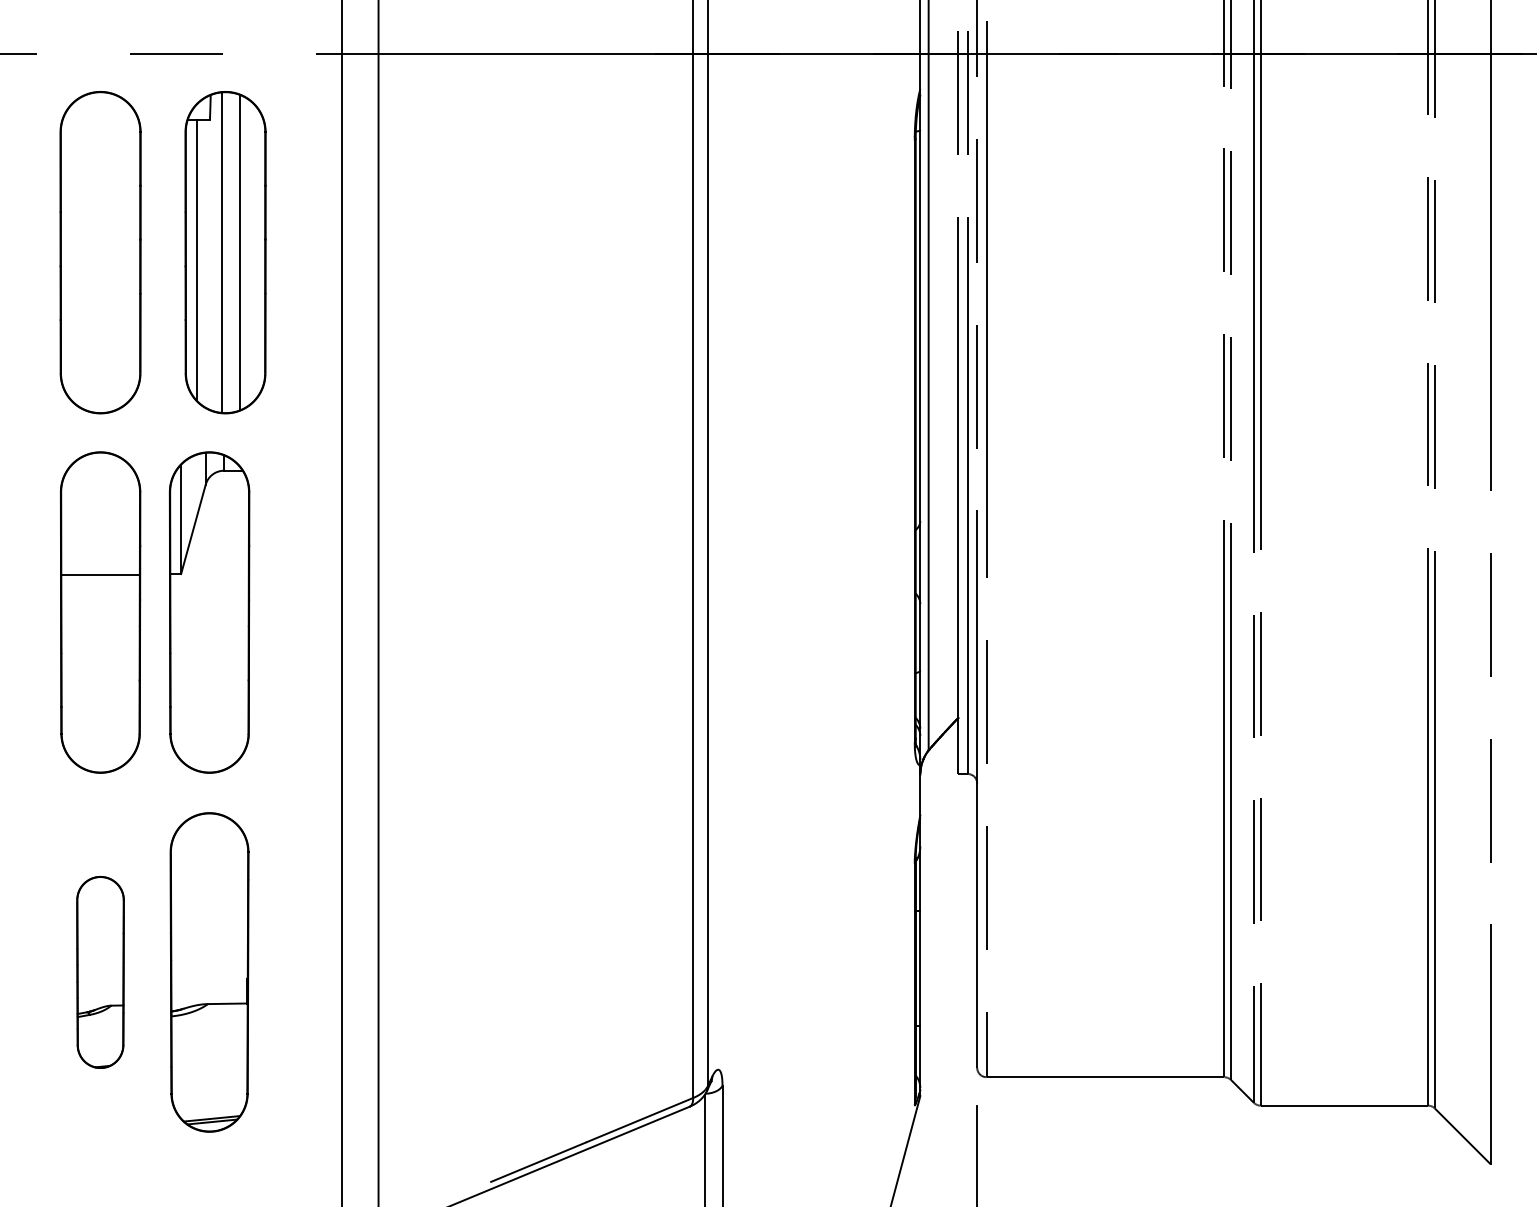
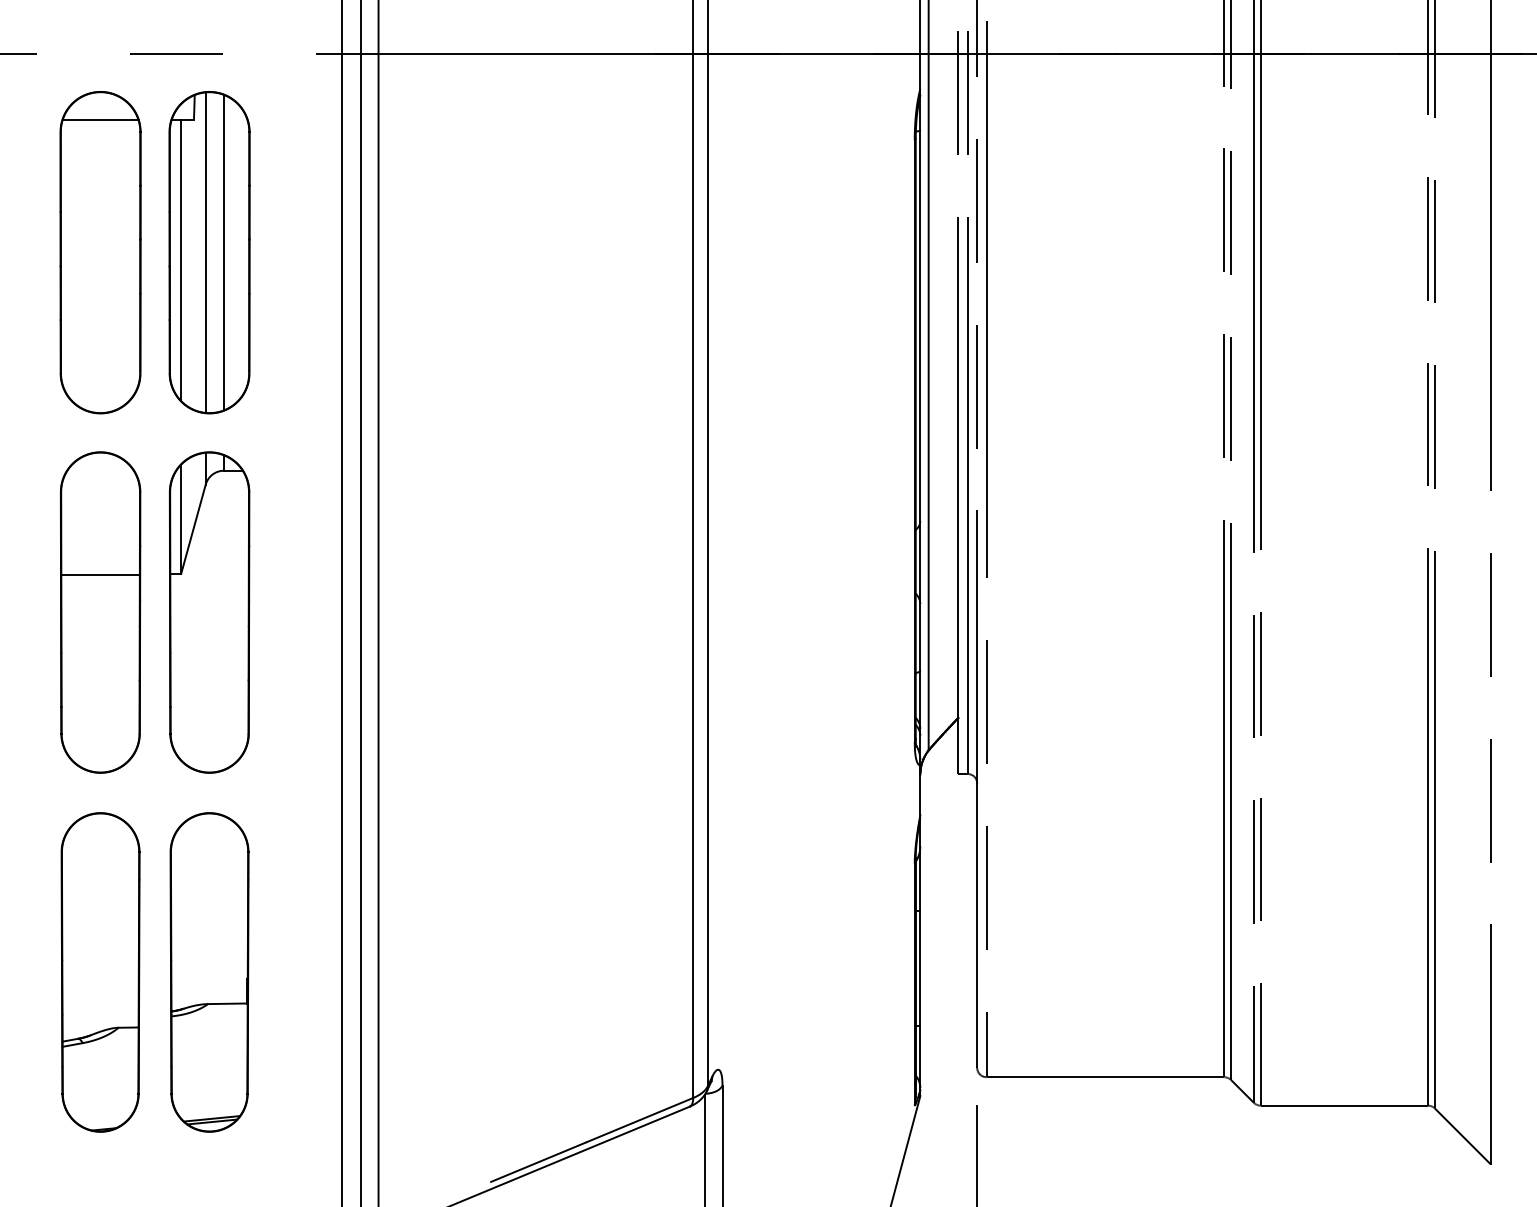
line: none -> present (100, 120)
part position: (225, 252) -> (209, 252) (209, 252)
line: none -> present (361, 602)
part size: 49x193 px -> 81x321 px (100, 972)
